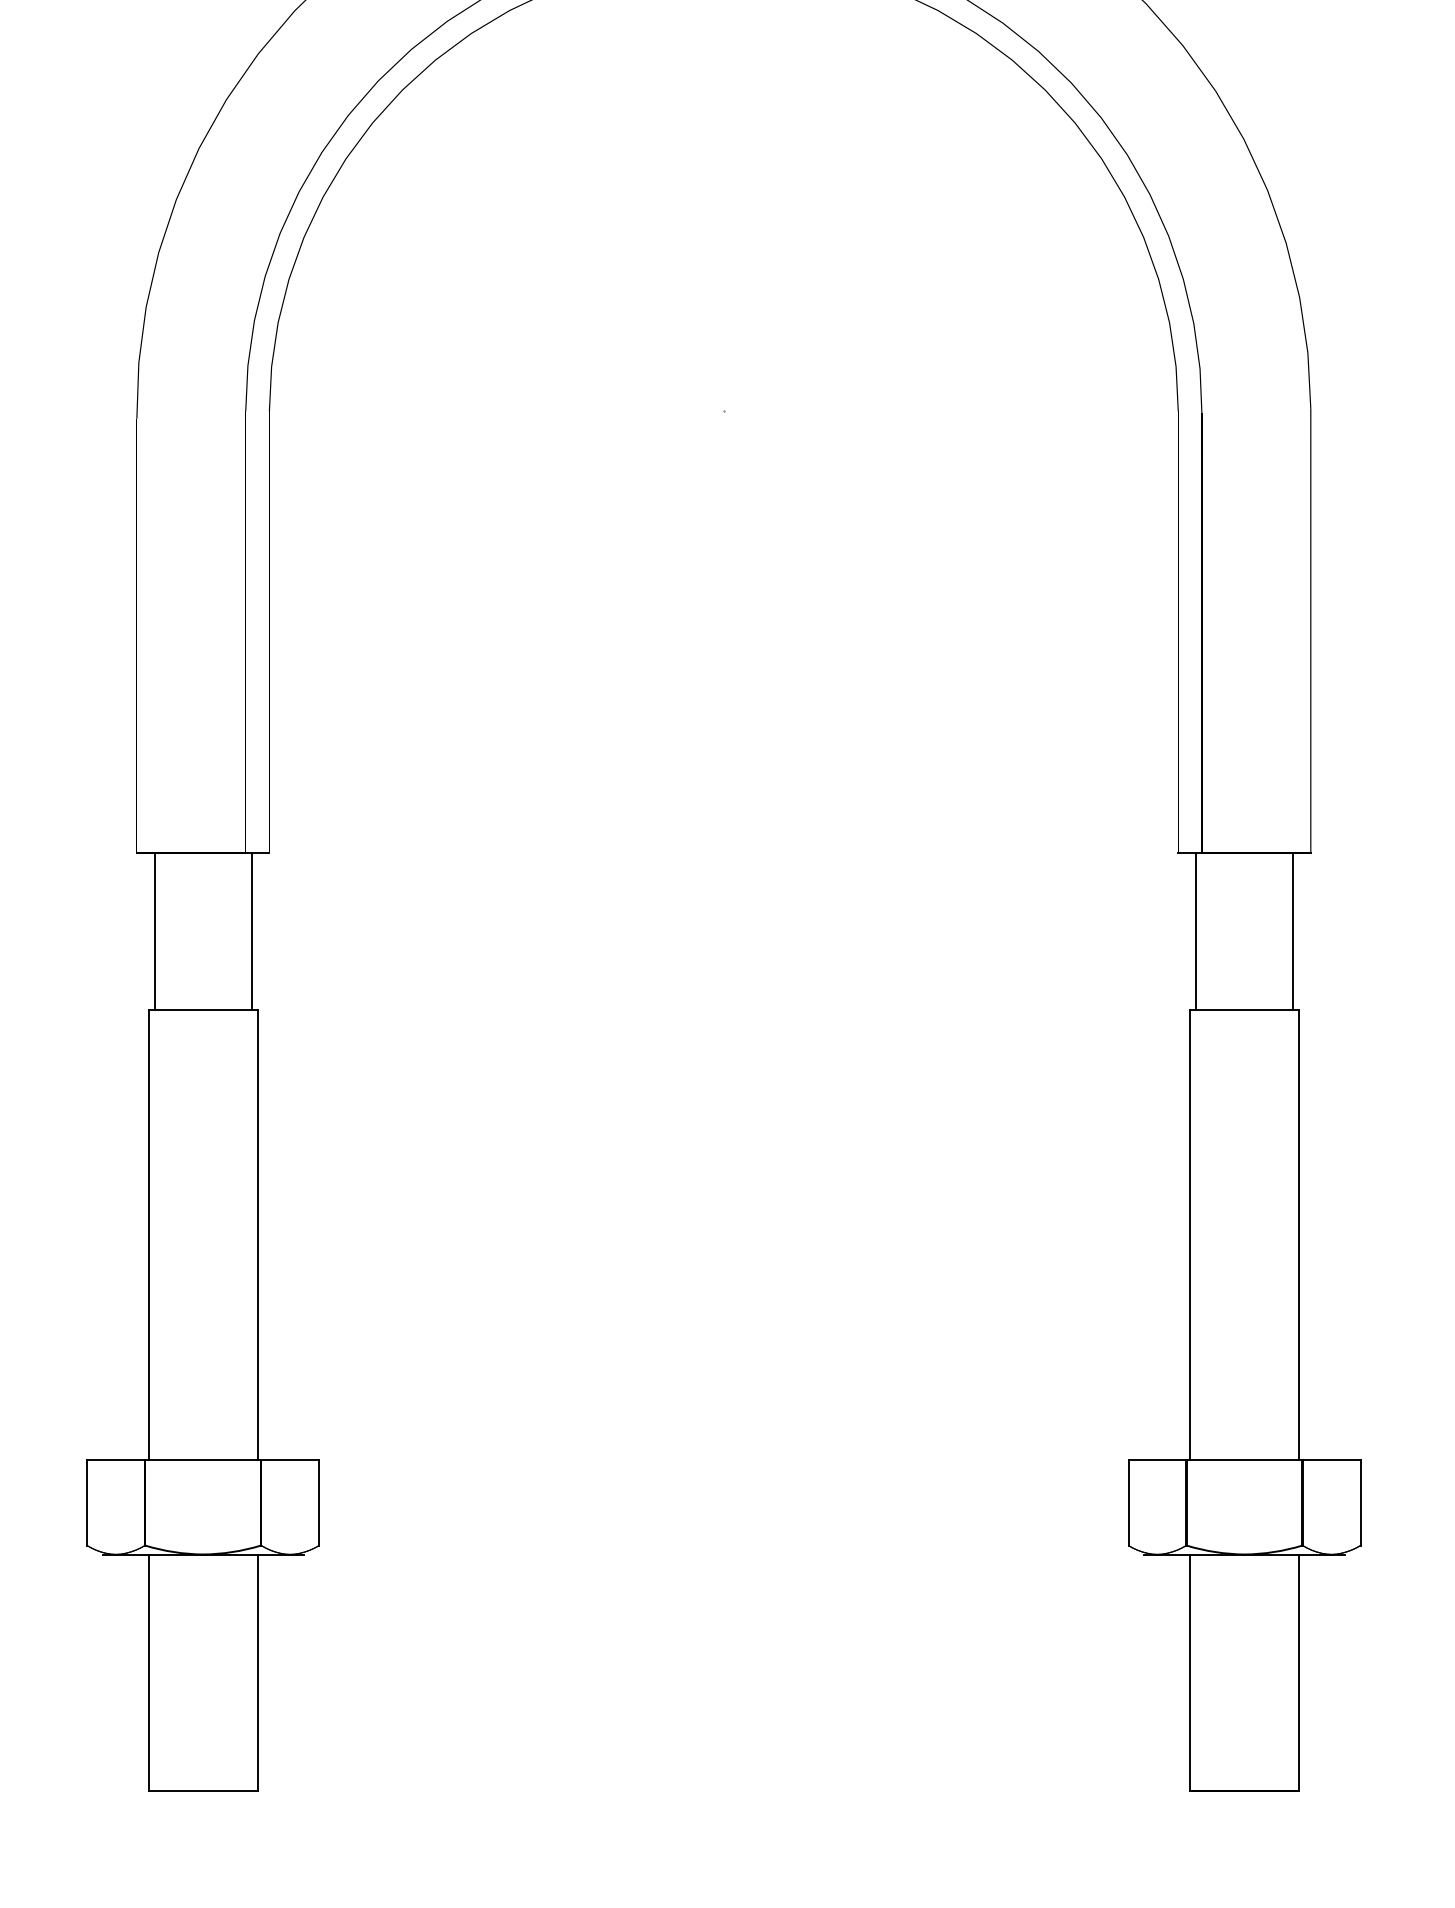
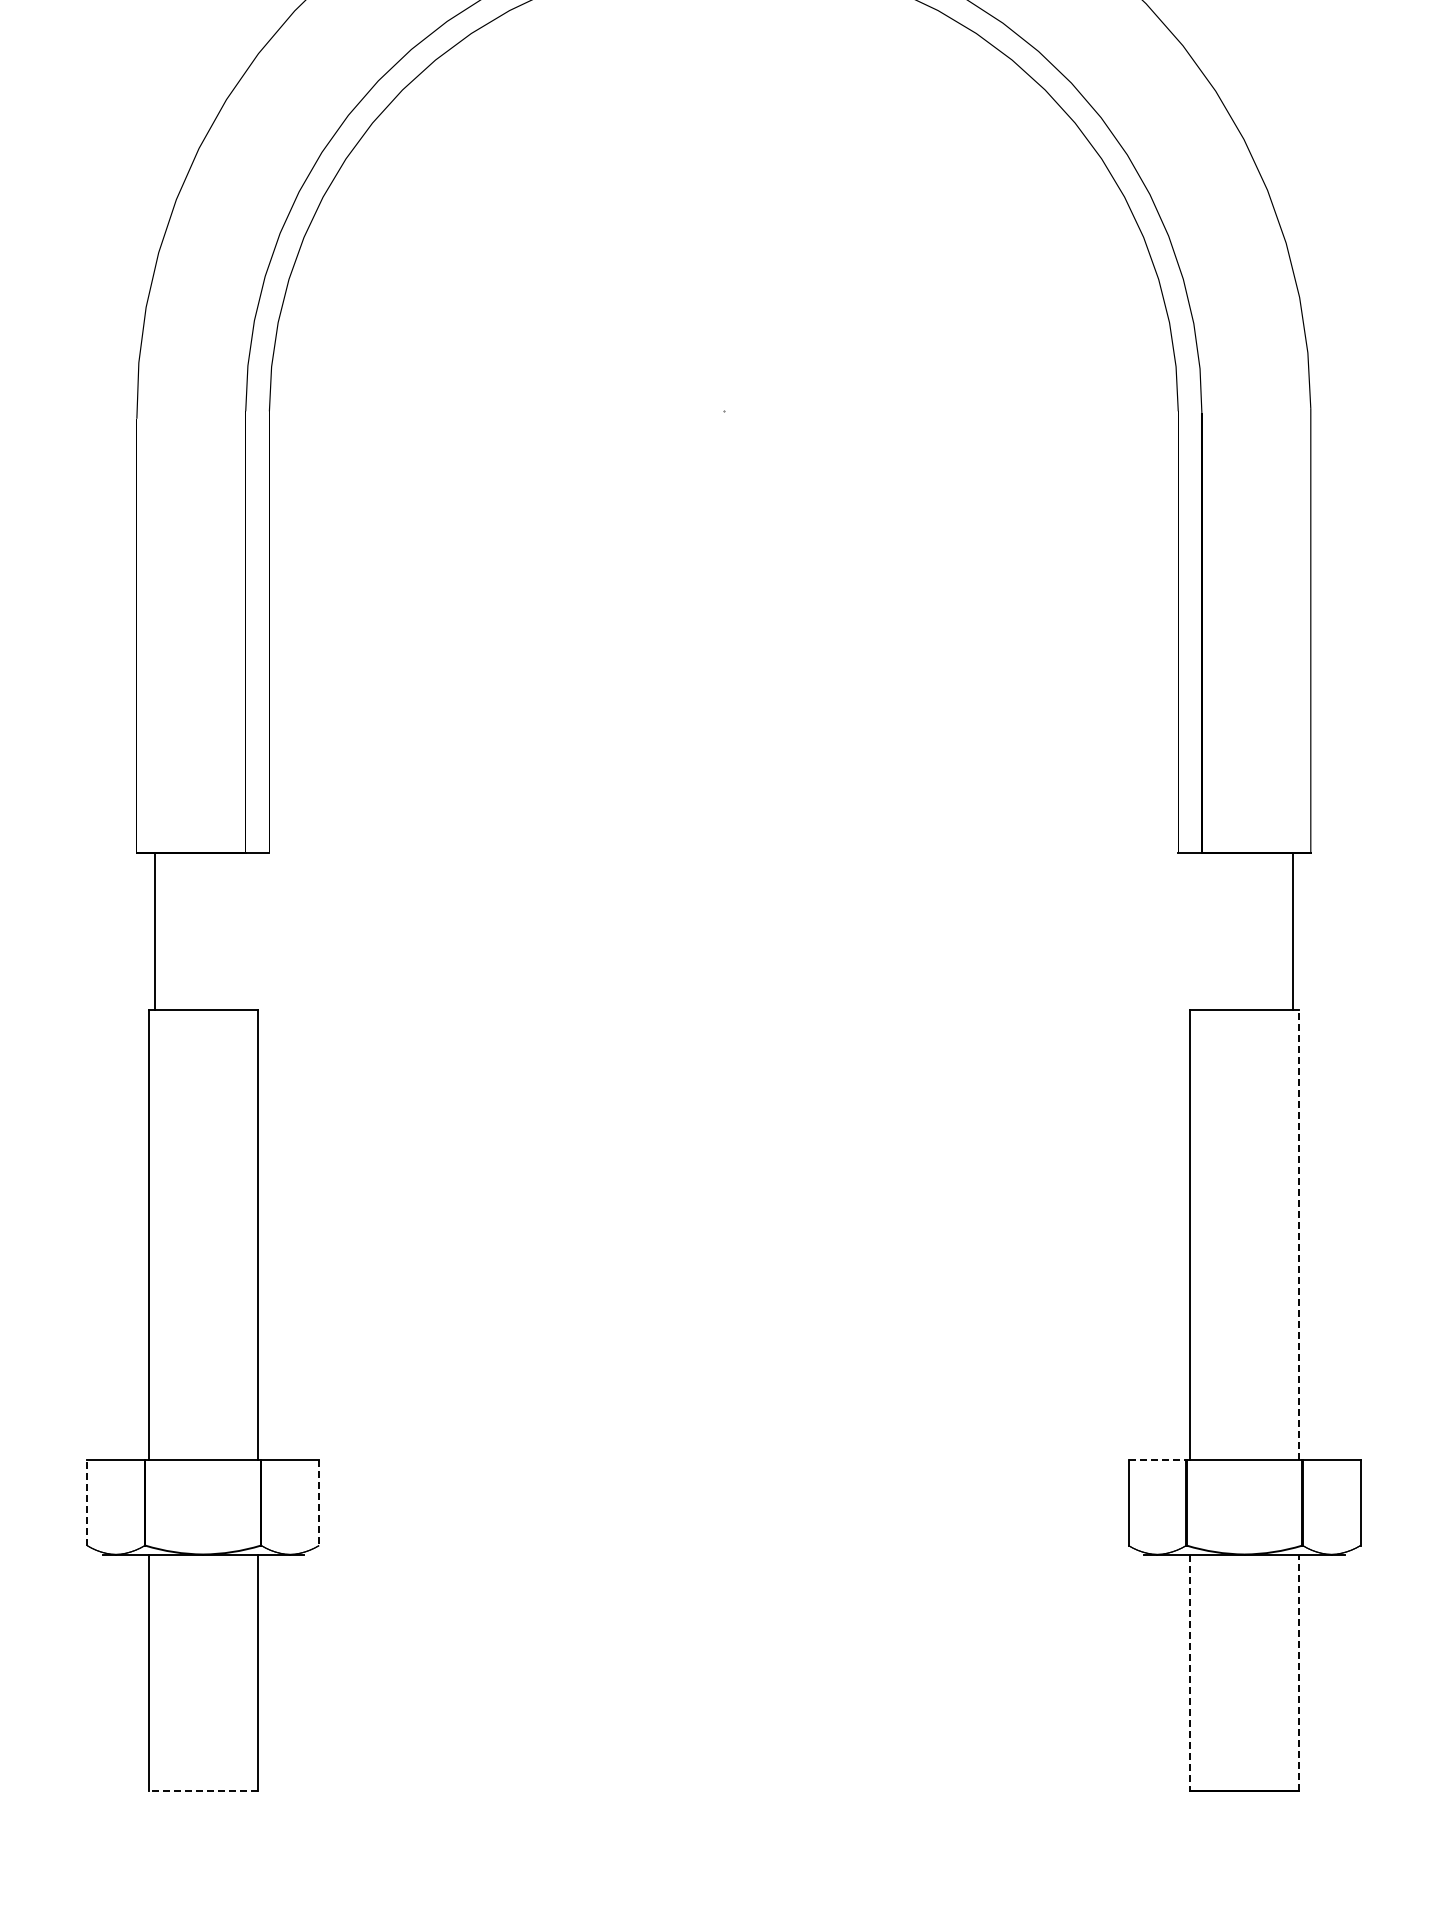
line: present -> none (251, 931)
line: present -> none (1196, 931)
line: solid -> dashed (1298, 1234)
line: solid -> dashed (1157, 1459)
line: solid -> dashed (87, 1502)
line: solid -> dashed (319, 1502)
line: solid -> dashed (1298, 1672)
line: solid -> dashed (1190, 1673)
line: solid -> dashed (202, 1791)
